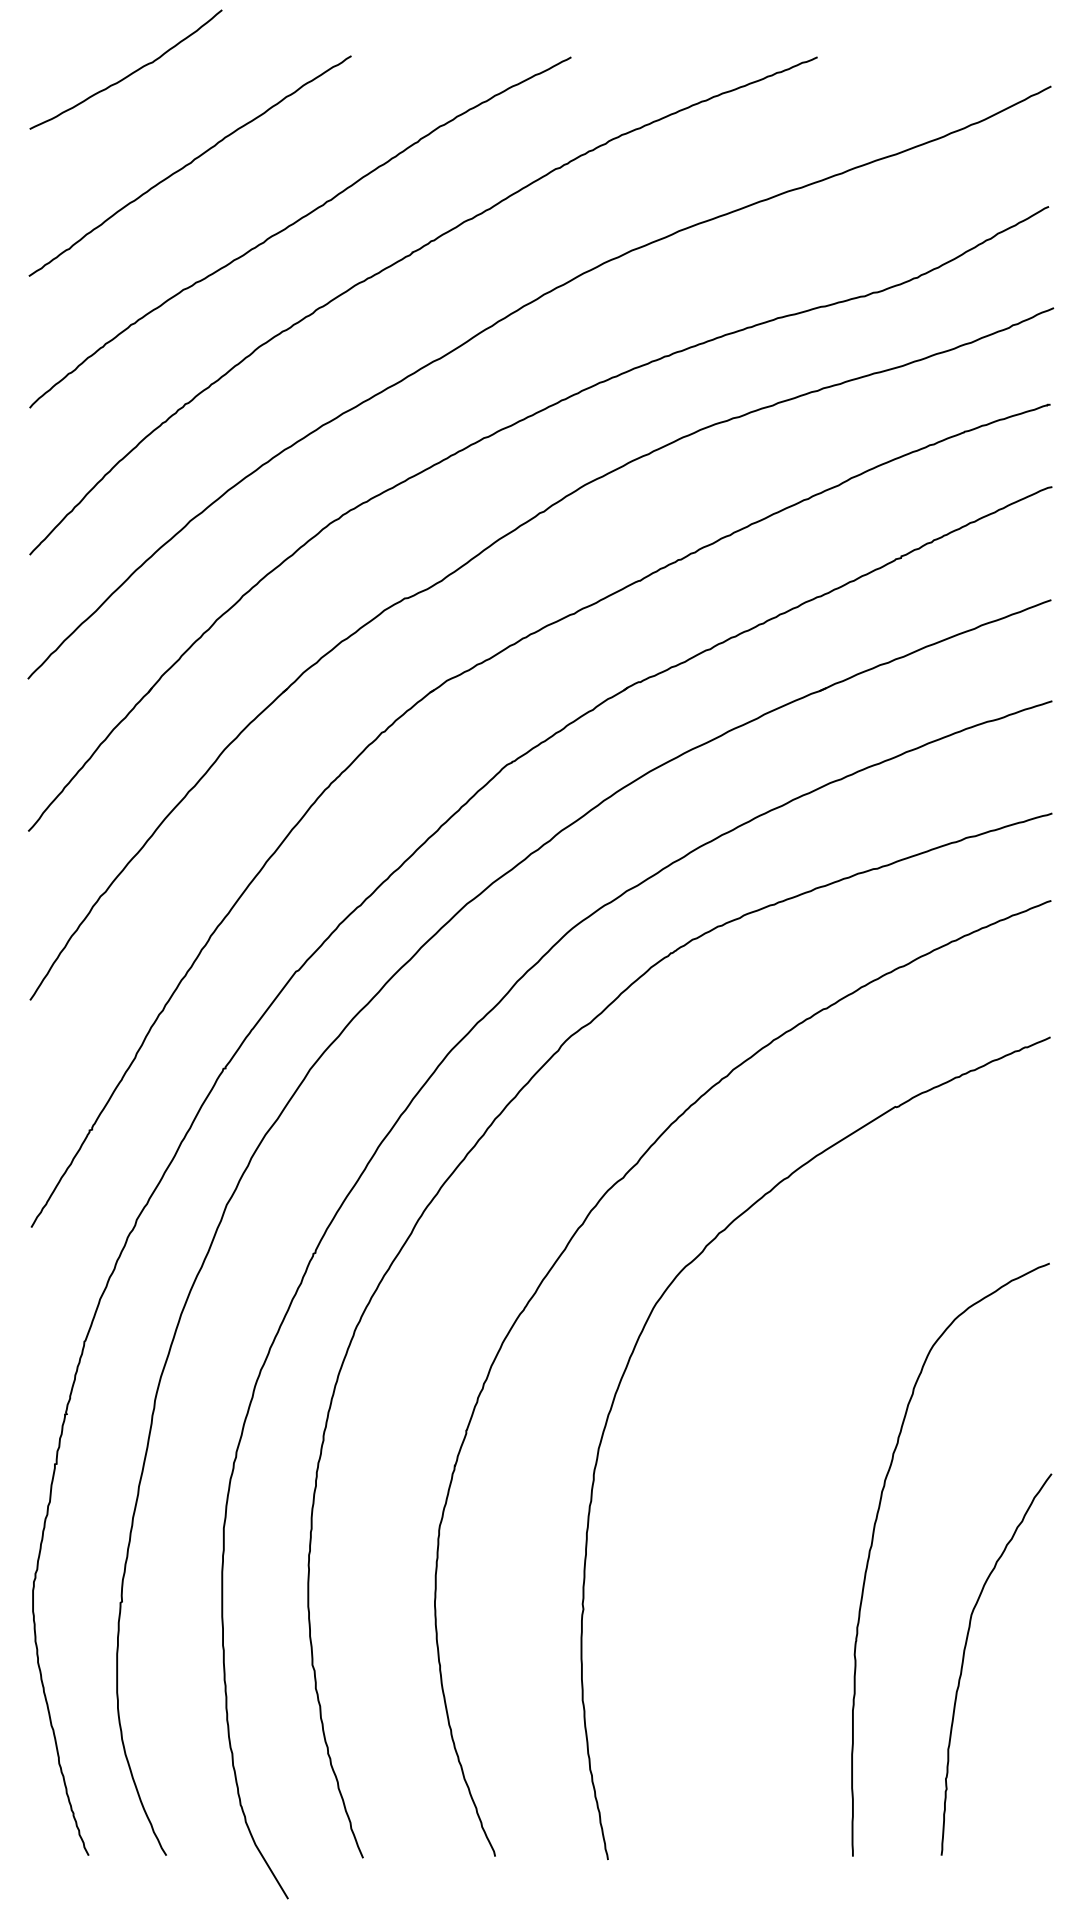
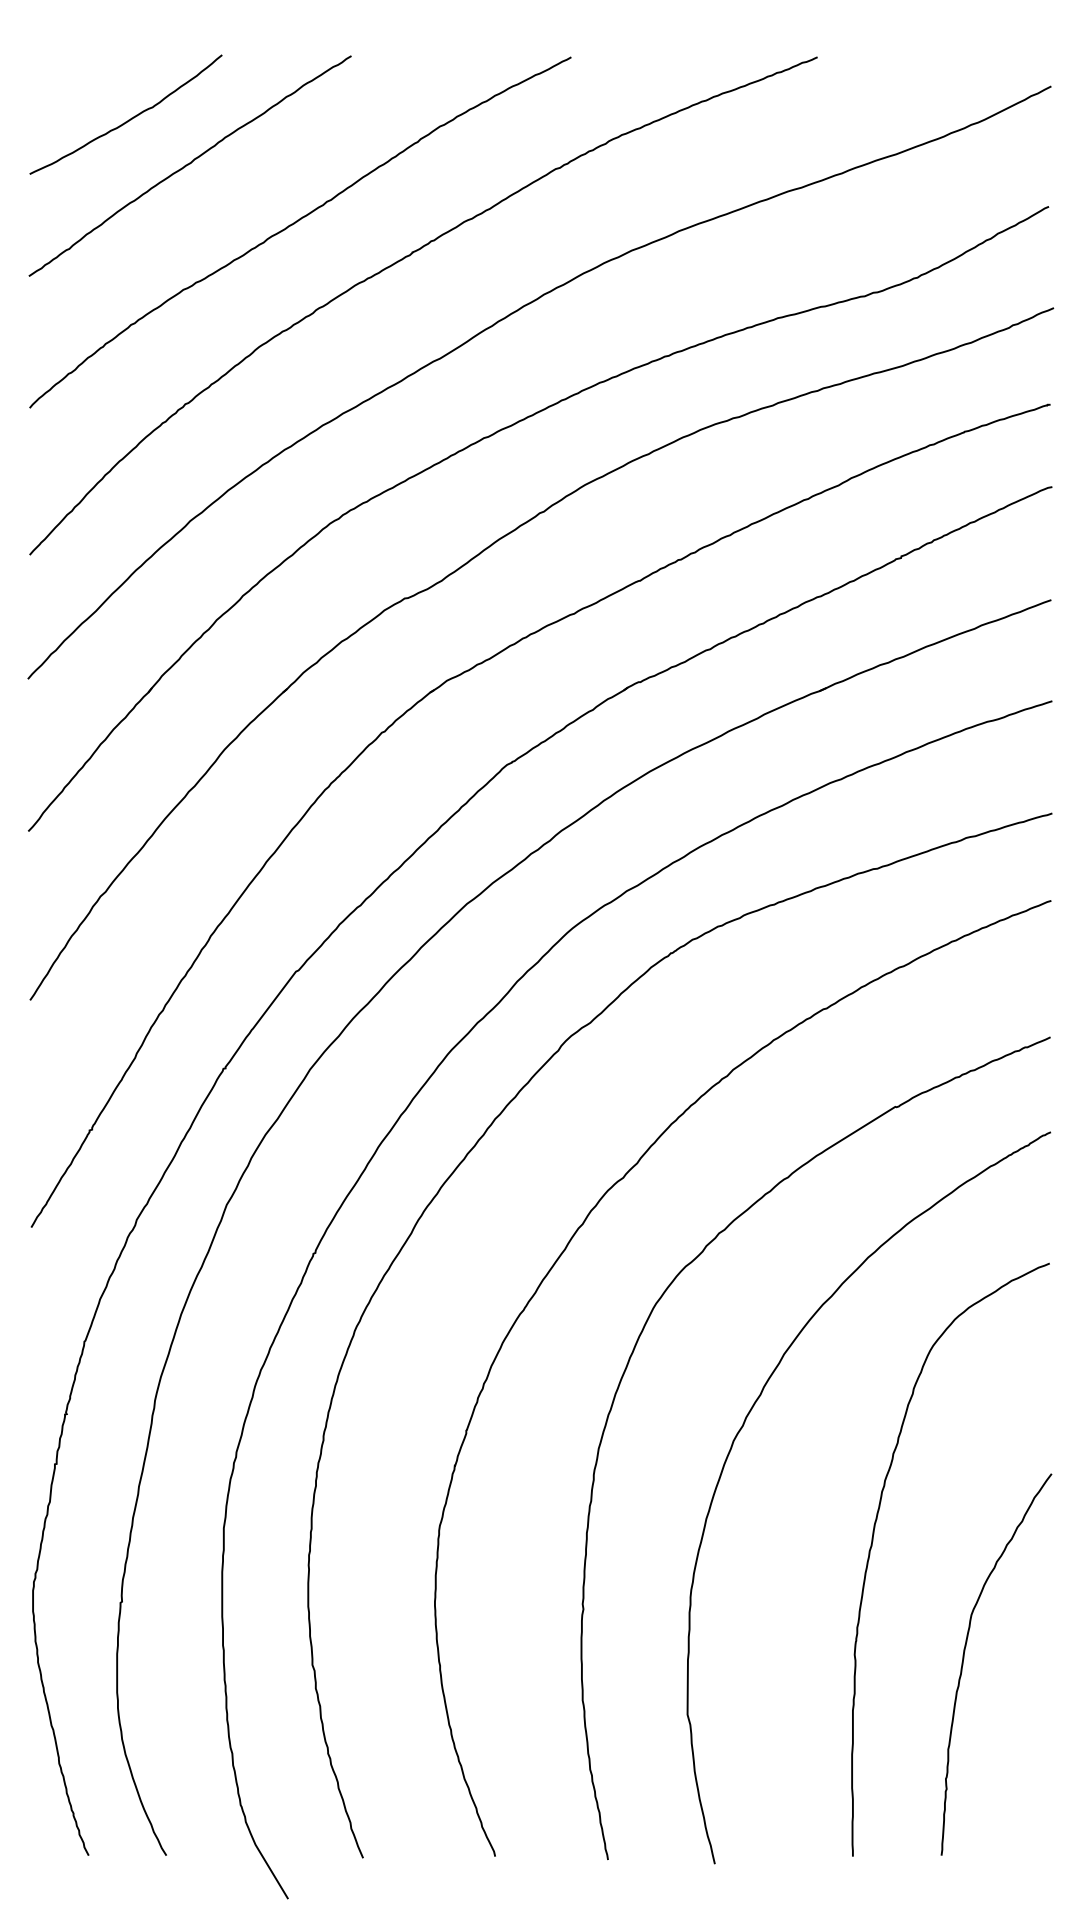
curve position: (128, 74) -> (128, 119) (128, 119)
curve: none -> present (742, 1428)
